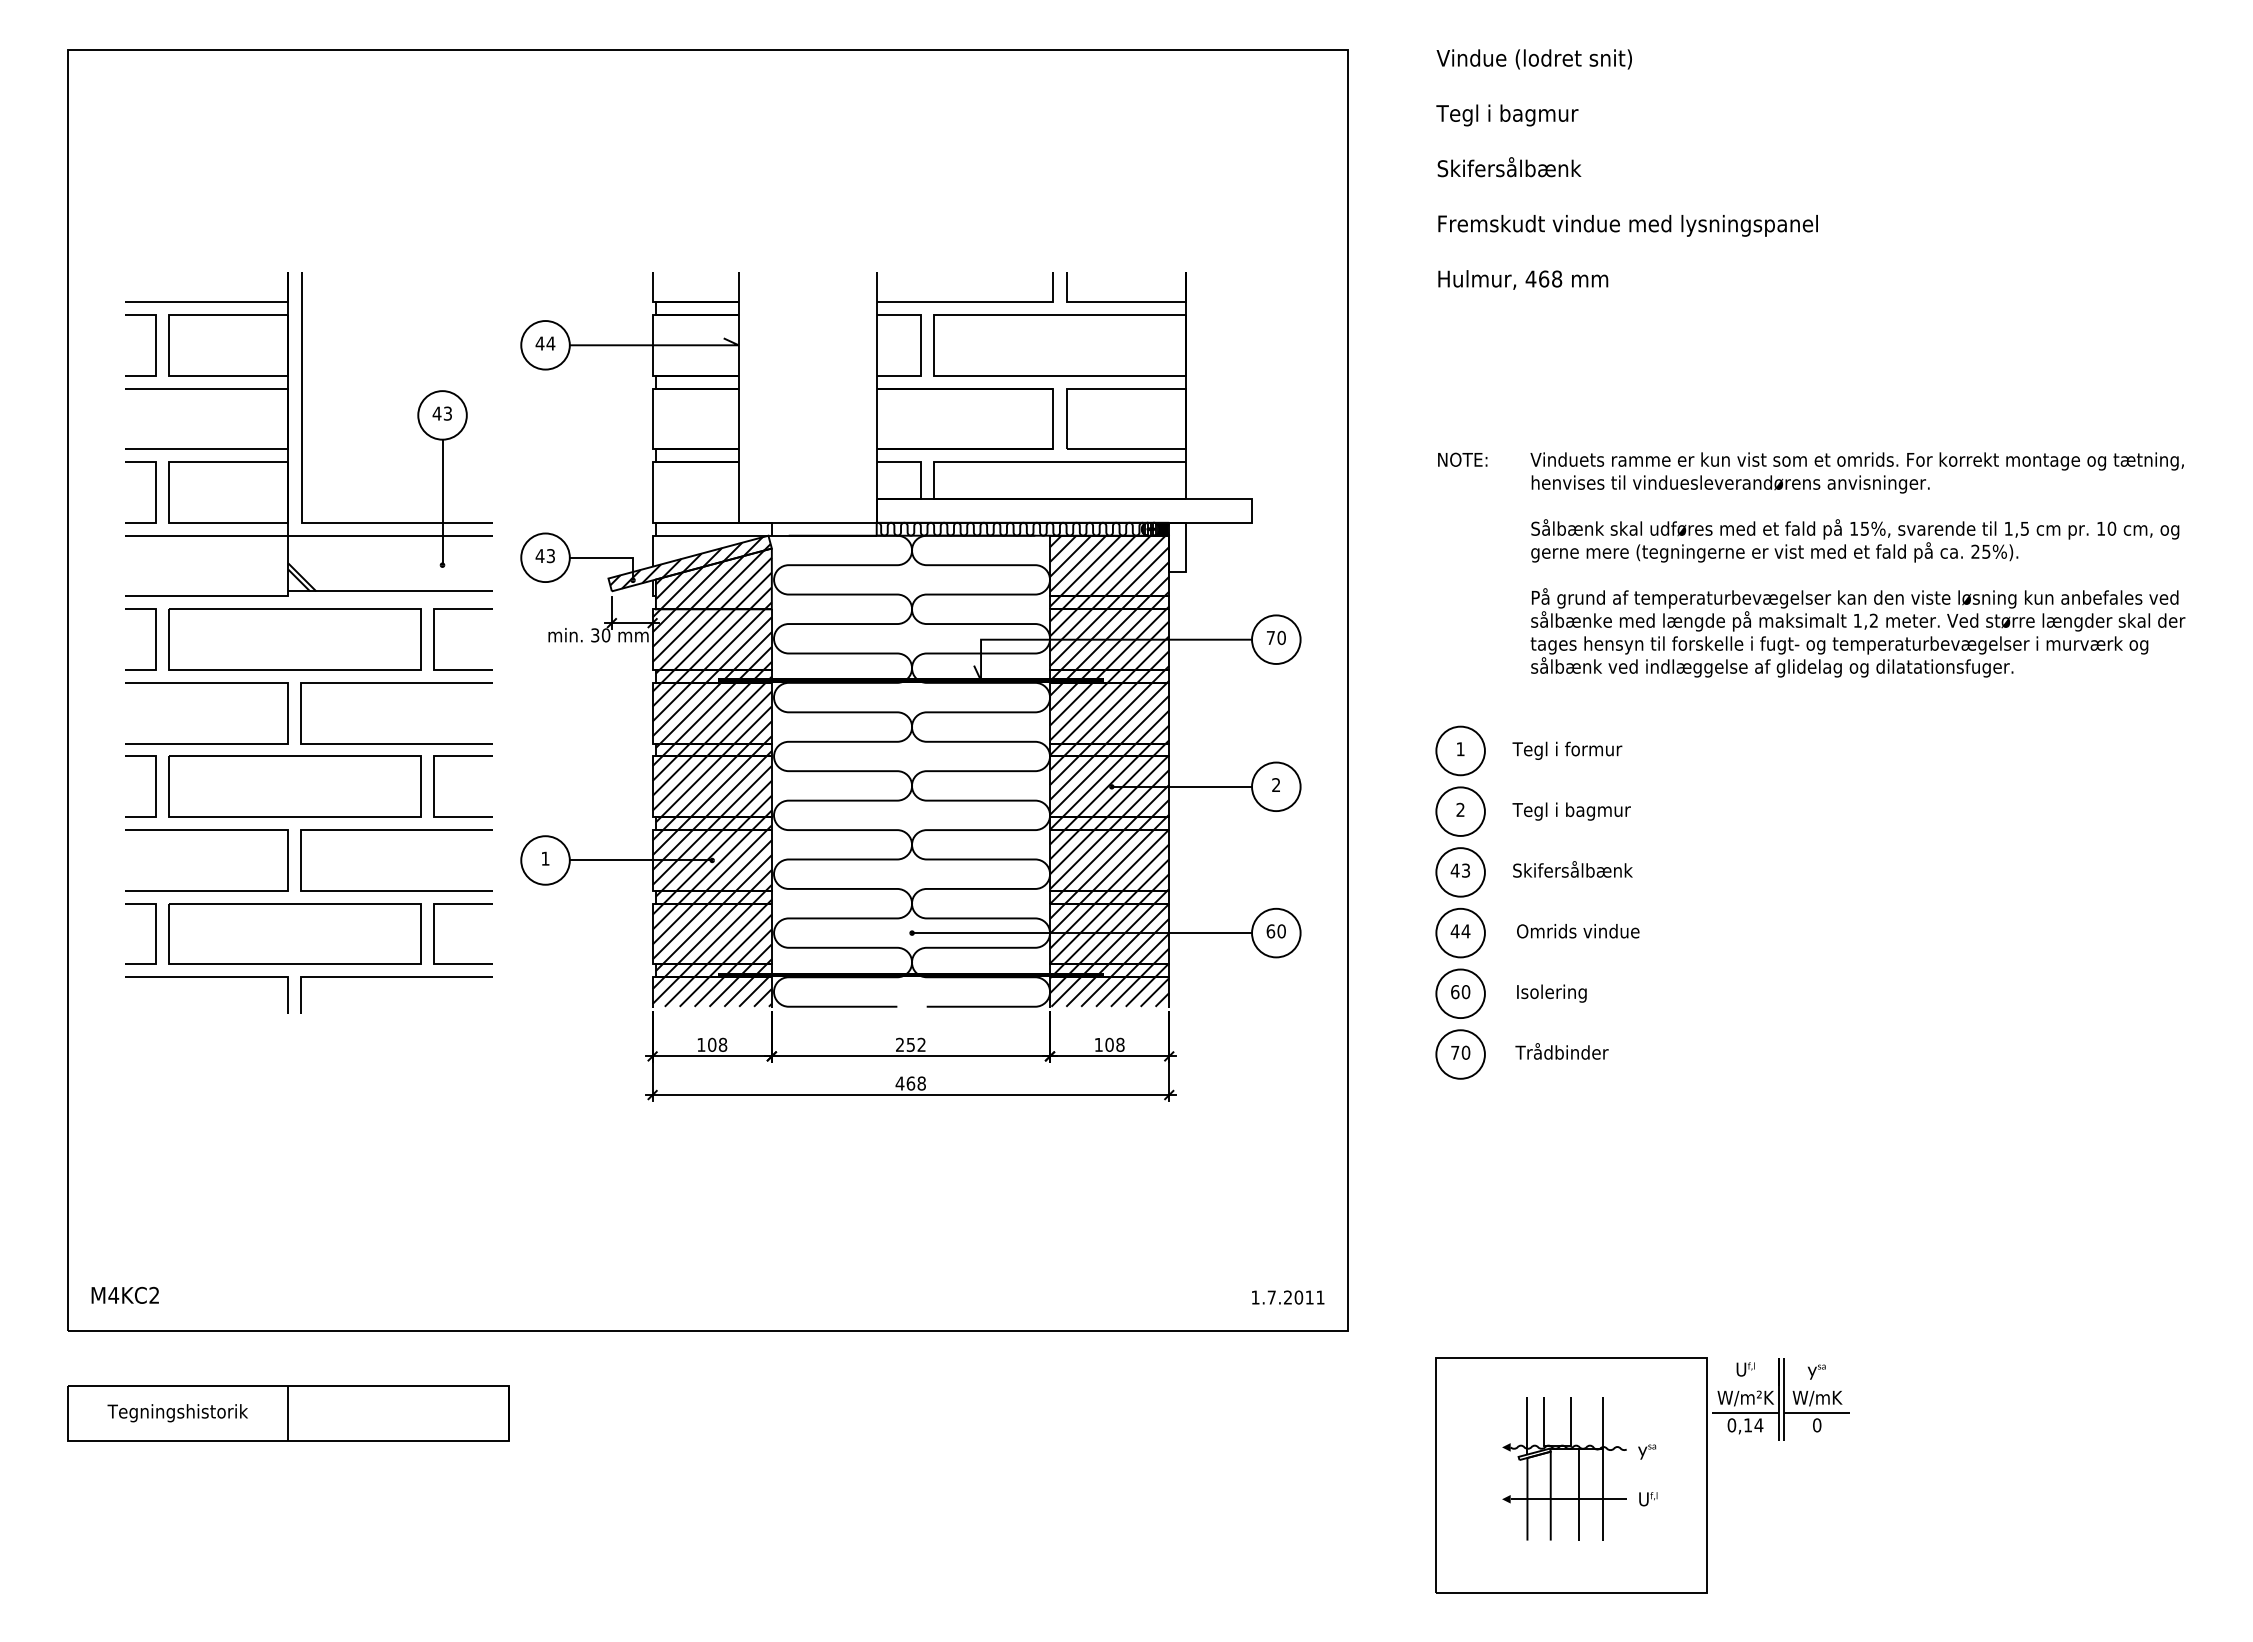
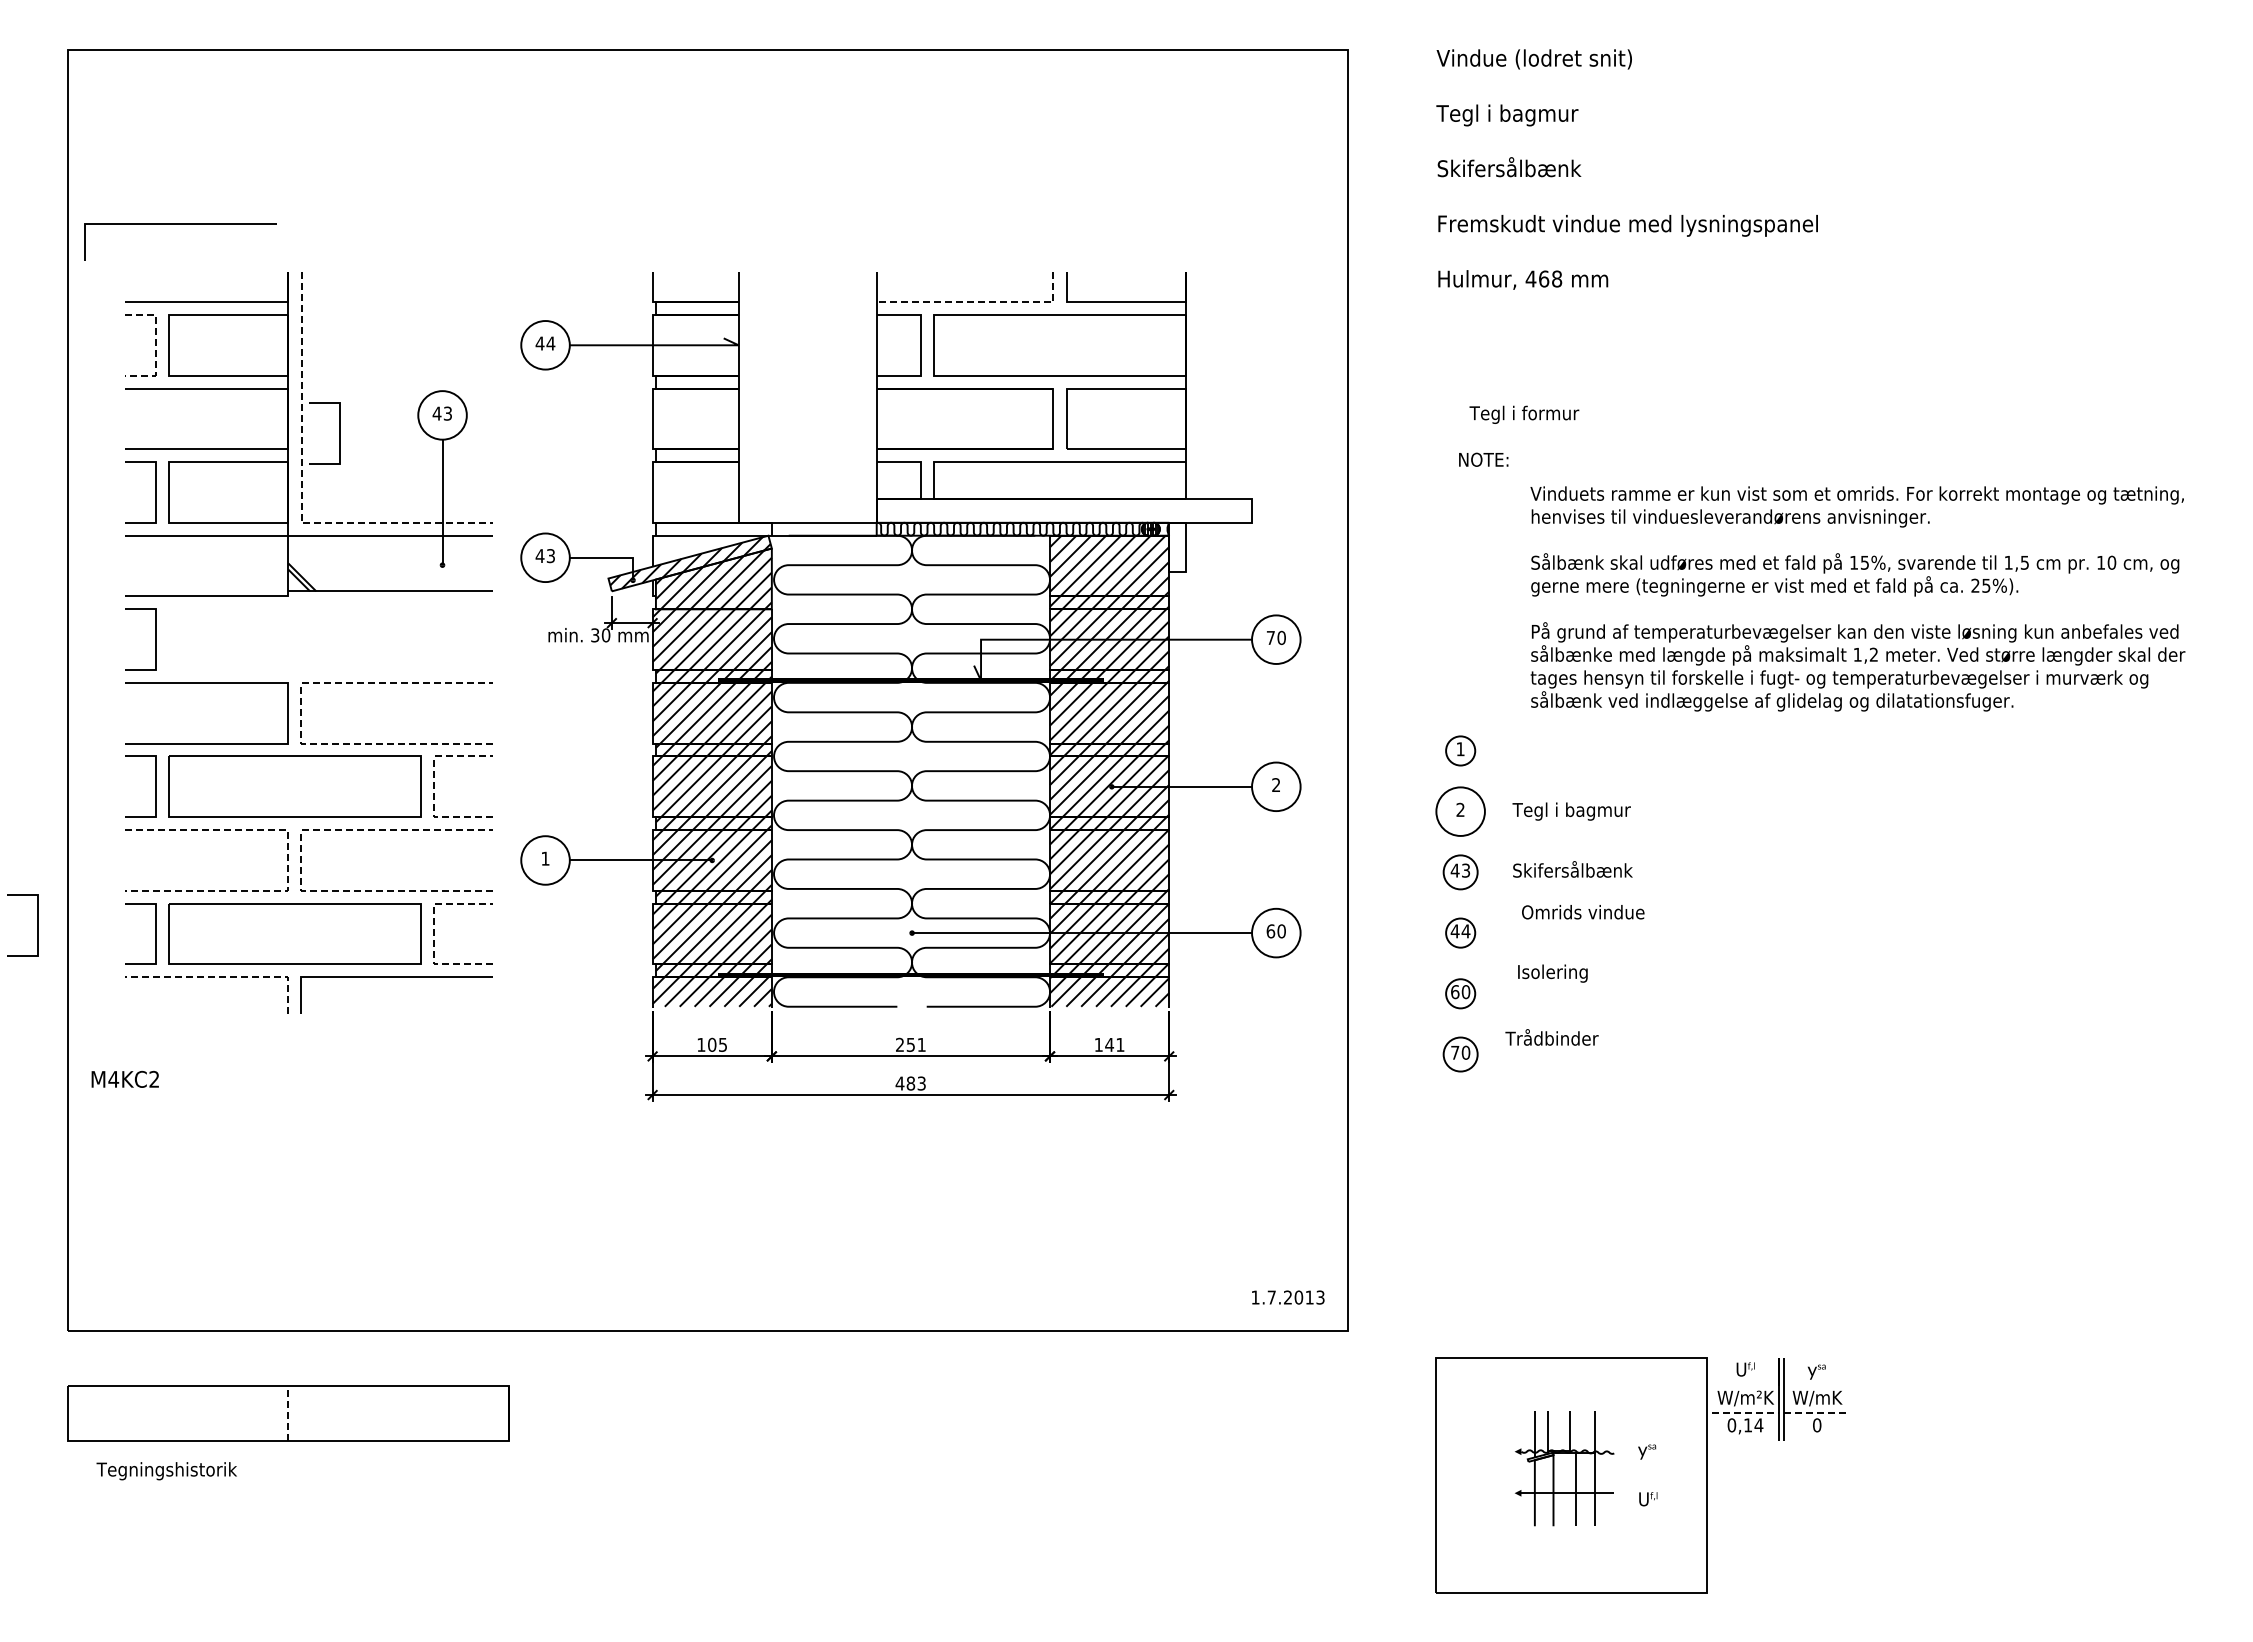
line: none -> present (180, 224)
line: solid -> dashed (980, 302)
line: solid -> dashed (155, 345)
line: none -> present (339, 433)
text position: (1462, 459) -> (1483, 459) (1483, 459)
line: solid -> dashed (301, 493)
hatch: present -> none (1162, 529)
text position: (1857, 564) -> (1857, 598) (1857, 598)
part: present -> none (294, 639)
line: present -> none (434, 639)
line: solid -> dashed (301, 712)
circle diameter: 49 px -> 29 px (1460, 750)
text position: (1567, 750) -> (1524, 414) (1524, 414)
line: solid -> dashed (433, 786)
line: solid -> dashed (301, 859)
line: solid -> dashed (288, 860)
circle diameter: 49 px -> 34 px (1460, 872)
line: none -> present (37, 925)
text position: (1578, 931) -> (1583, 912) (1583, 912)
circle diameter: 49 px -> 29 px (1460, 932)
line: solid -> dashed (433, 933)
line: solid -> dashed (225, 977)
circle diameter: 49 px -> 29 px (1460, 993)
text position: (1551, 993) -> (1552, 973) (1552, 973)
text: 108 -> 105 (722, 1044)
text: 252 -> 251 (921, 1044)
text: 108 -> 141 (1114, 1044)
text position: (1561, 1051) -> (1551, 1037) (1551, 1037)
circle diameter: 49 px -> 34 px (1460, 1054)
text: 468 -> 483 (915, 1083)
text position: (124, 1294) -> (124, 1078) (124, 1078)
text: 1.7.2011 -> 1.7.2013 (1320, 1297)
text position: (177, 1413) -> (166, 1471) (166, 1471)
line: solid -> dashed (288, 1413)
line: solid -> dashed (1745, 1413)
line: solid -> dashed (1817, 1413)
part size: 125x144 px -> 100x116 px (1564, 1468)
